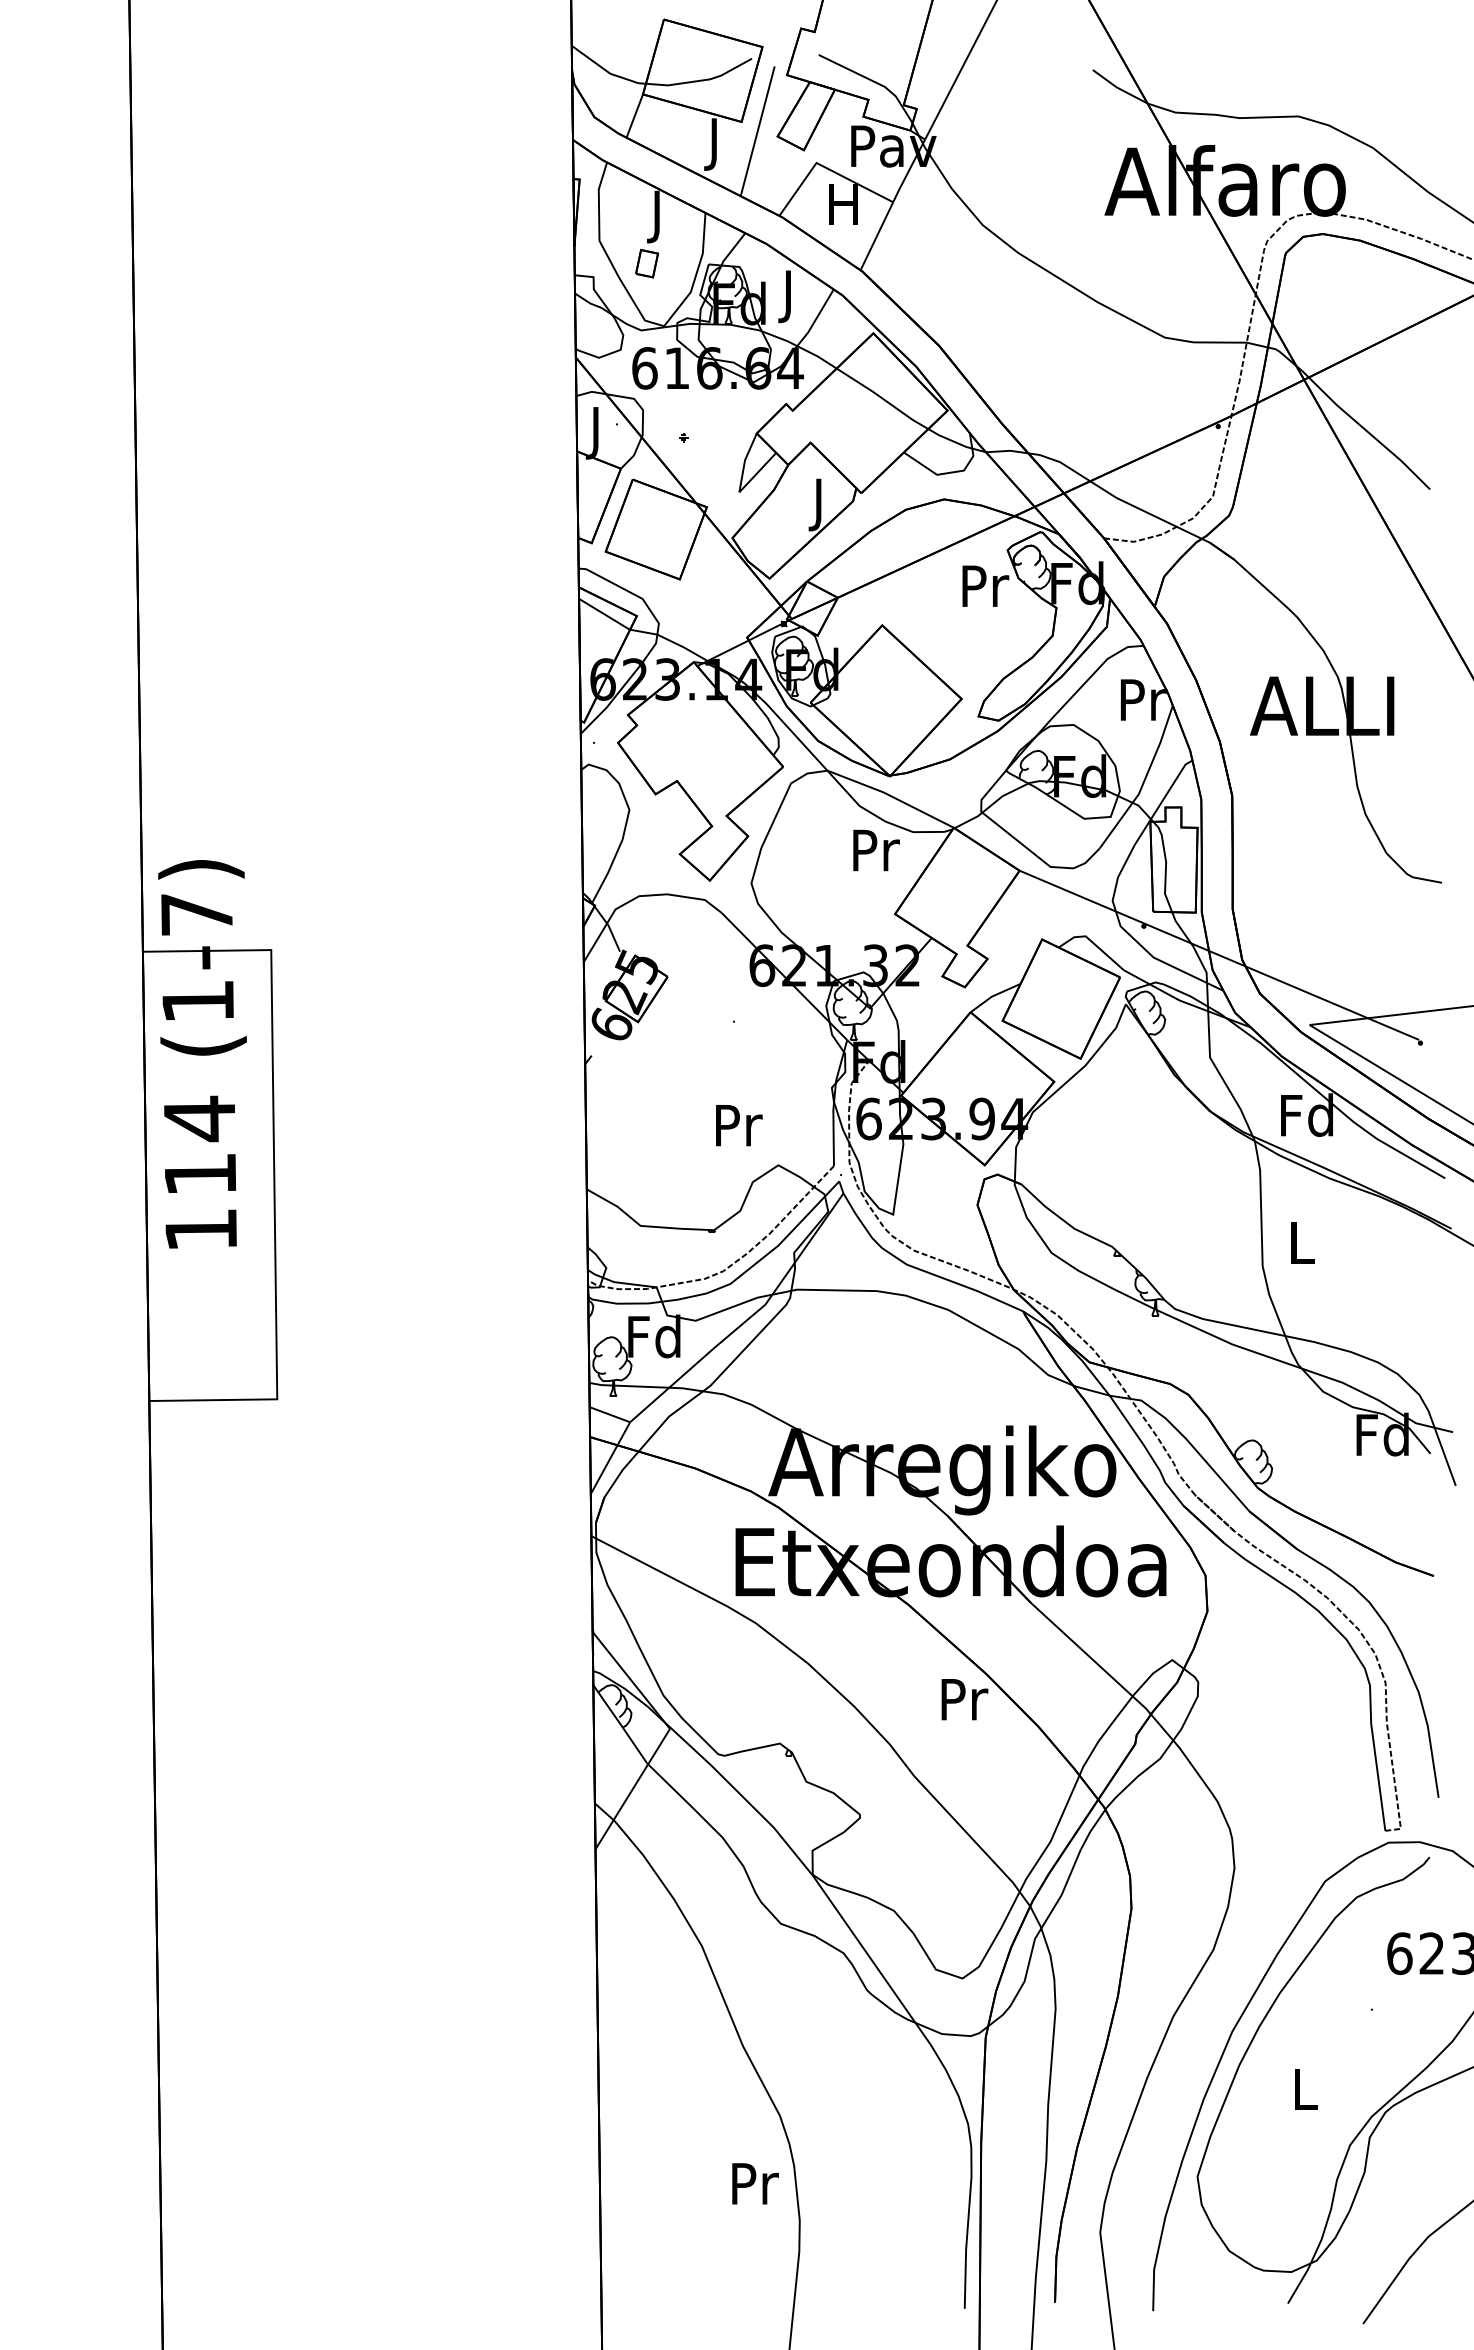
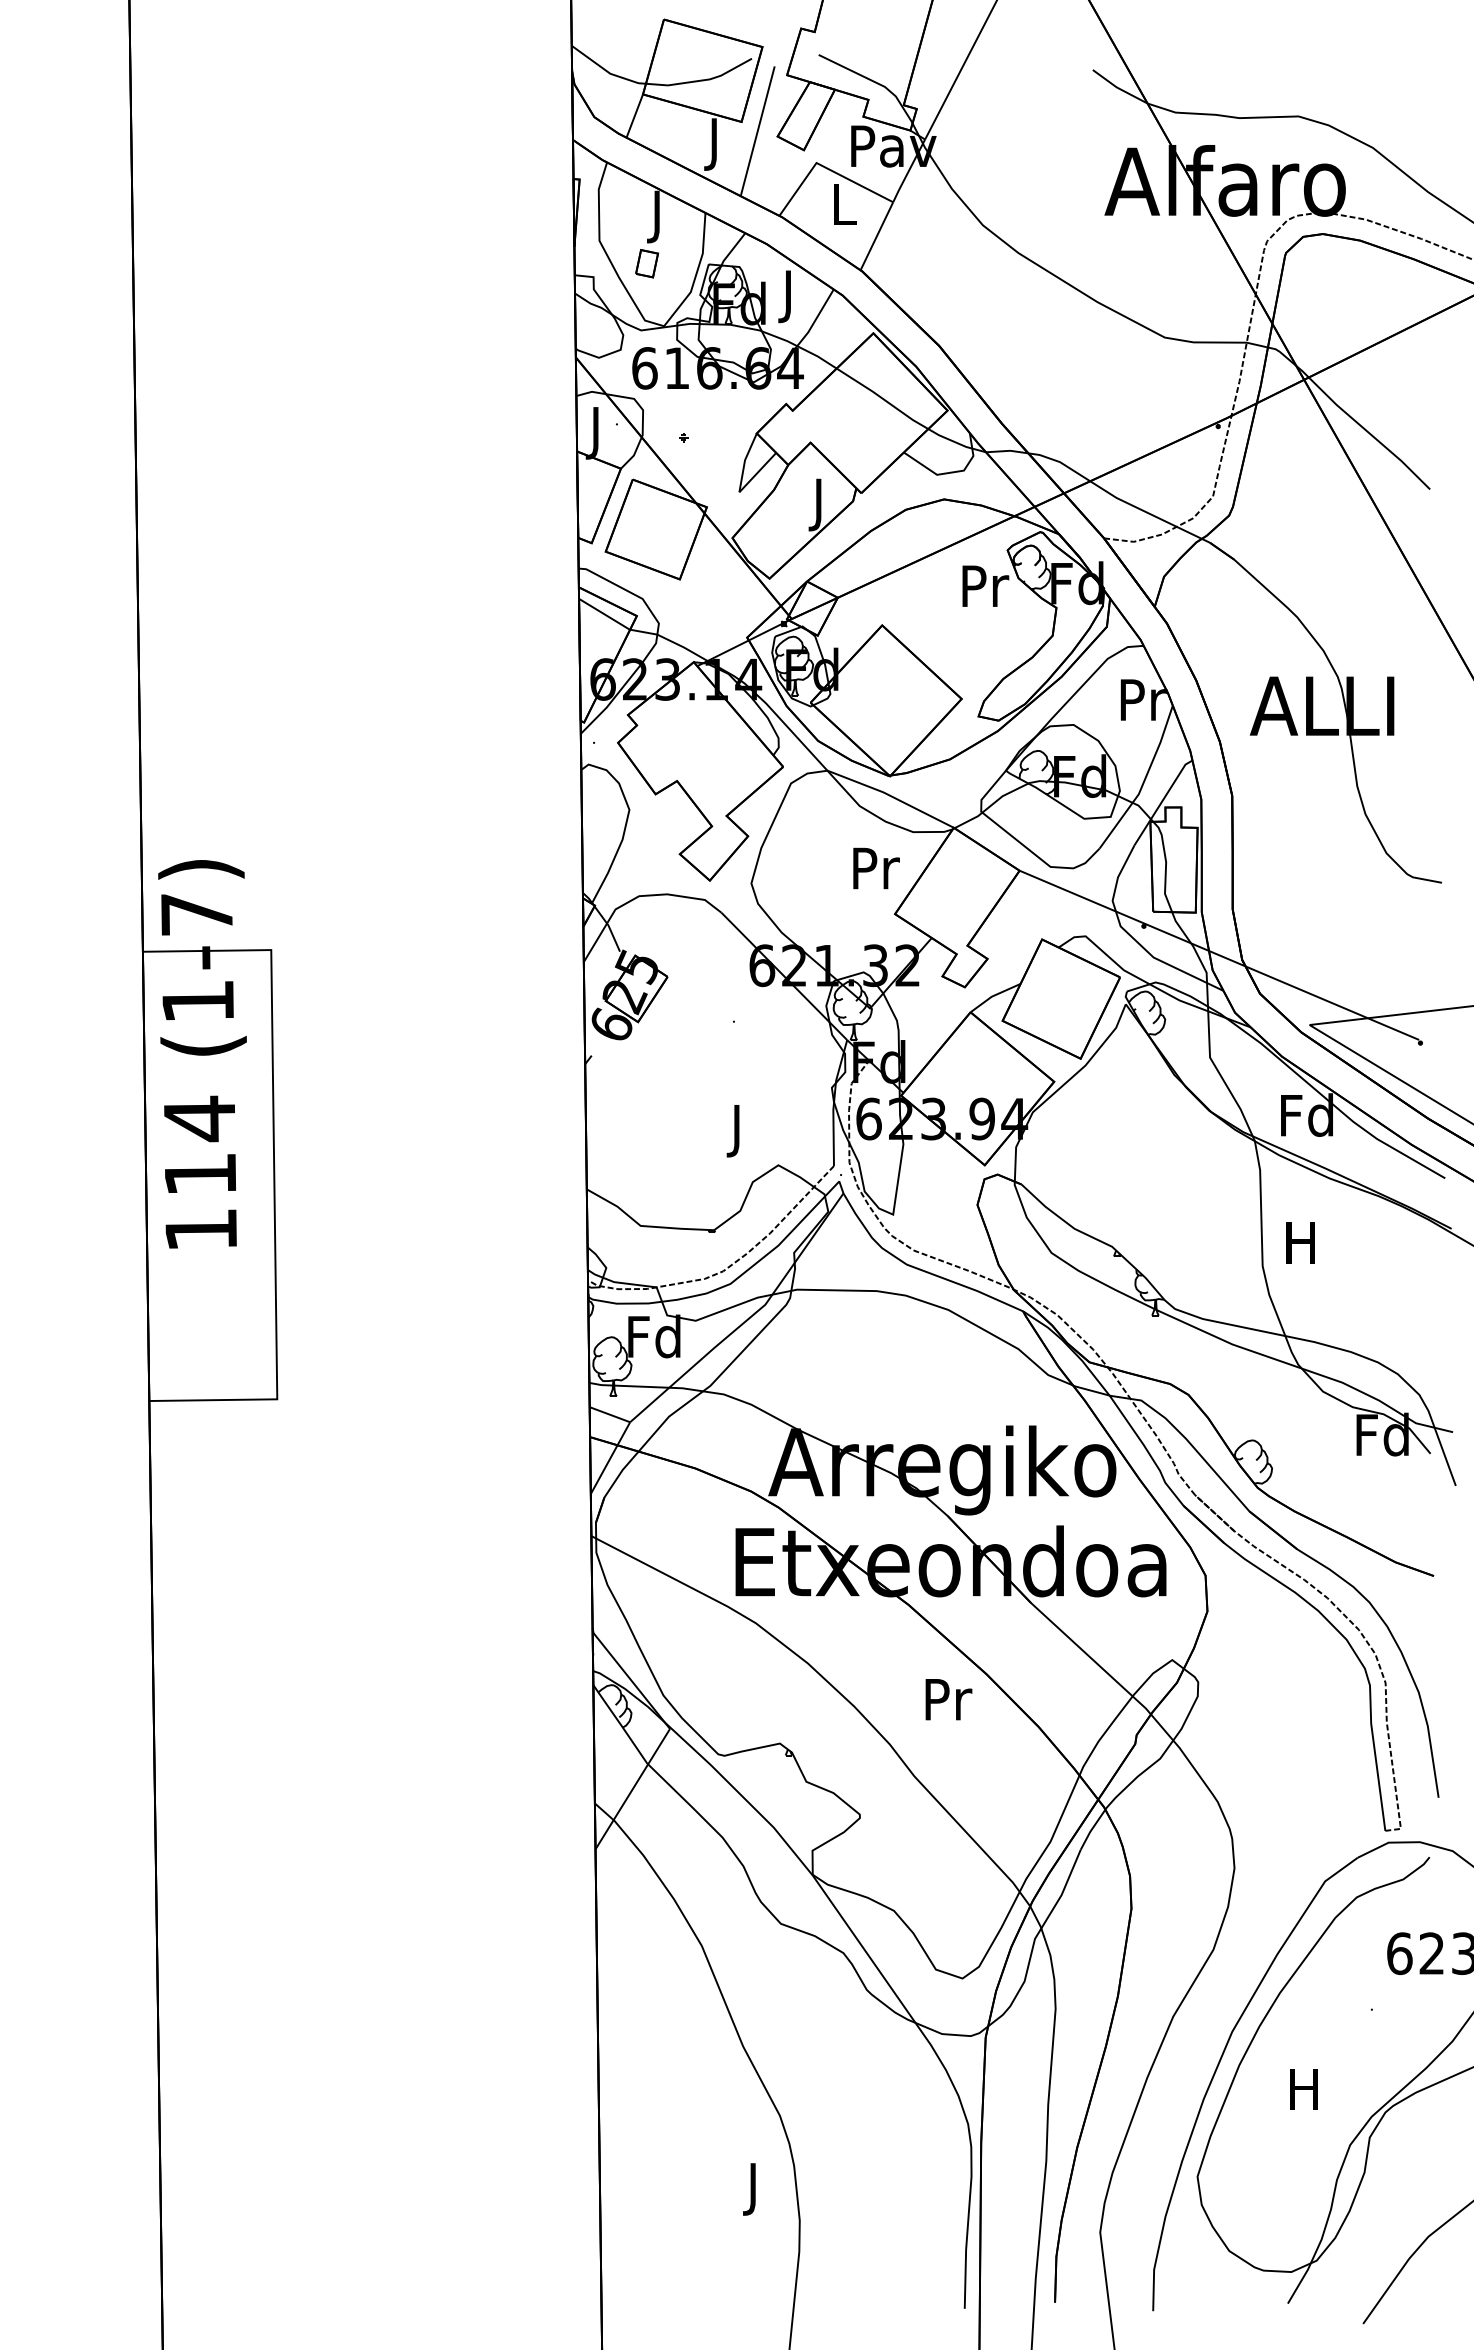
text: H -> L (843, 204)
text position: (876, 850) -> (876, 868) (876, 868)
text: Pr -> J (739, 1131)
text: L -> H (1300, 1242)
text position: (964, 1699) -> (948, 1699) (948, 1699)
text: L -> H (1303, 2089)
text: Pr -> J (755, 2189)
